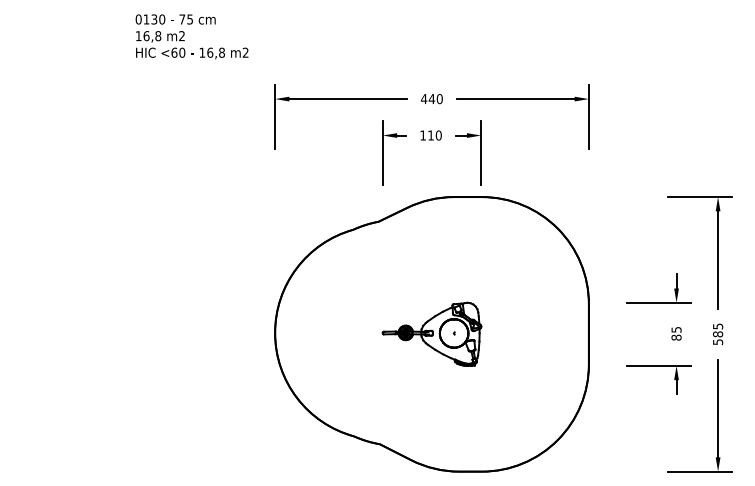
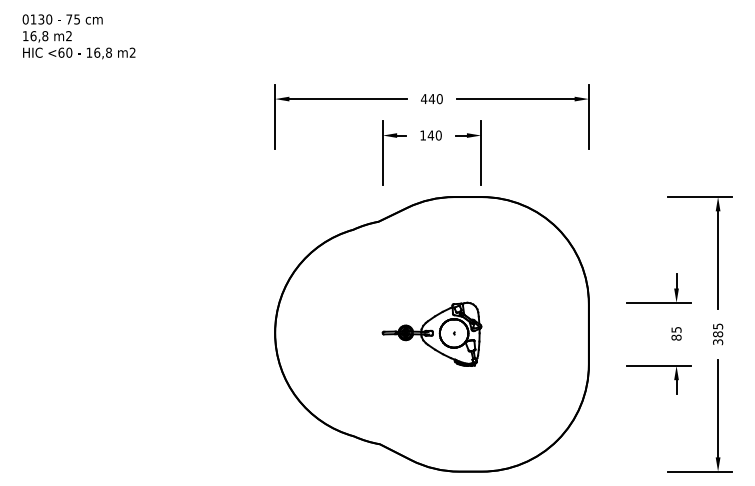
text position: (191, 36) -> (78, 36) (78, 36)
text: 110 -> 140 (430, 135)
text: 585 -> 385 (717, 341)
